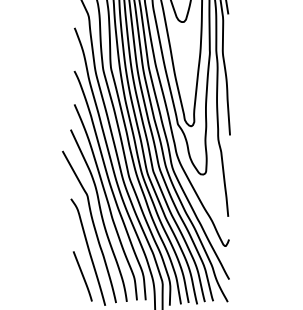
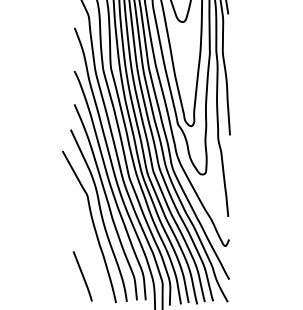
curve: present -> none (88, 251)
